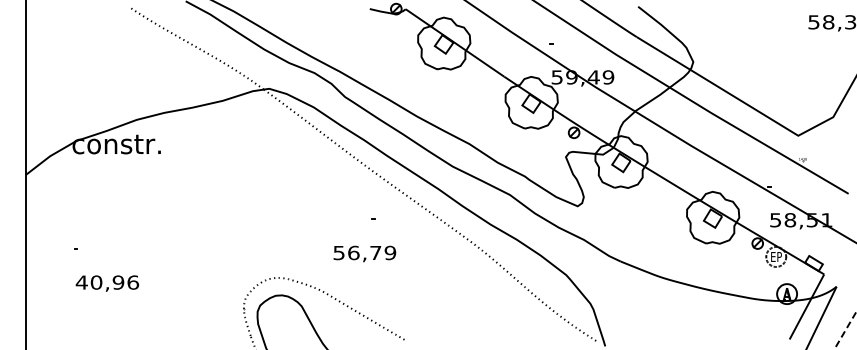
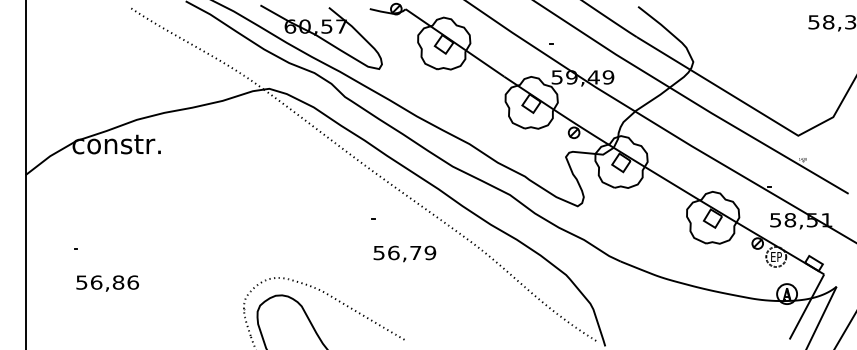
part: none -> present (321, 36)
text position: (364, 253) -> (404, 253) (404, 253)
text: 40,96 -> 56,86 (99, 282)
line: dashed -> solid (845, 329)
